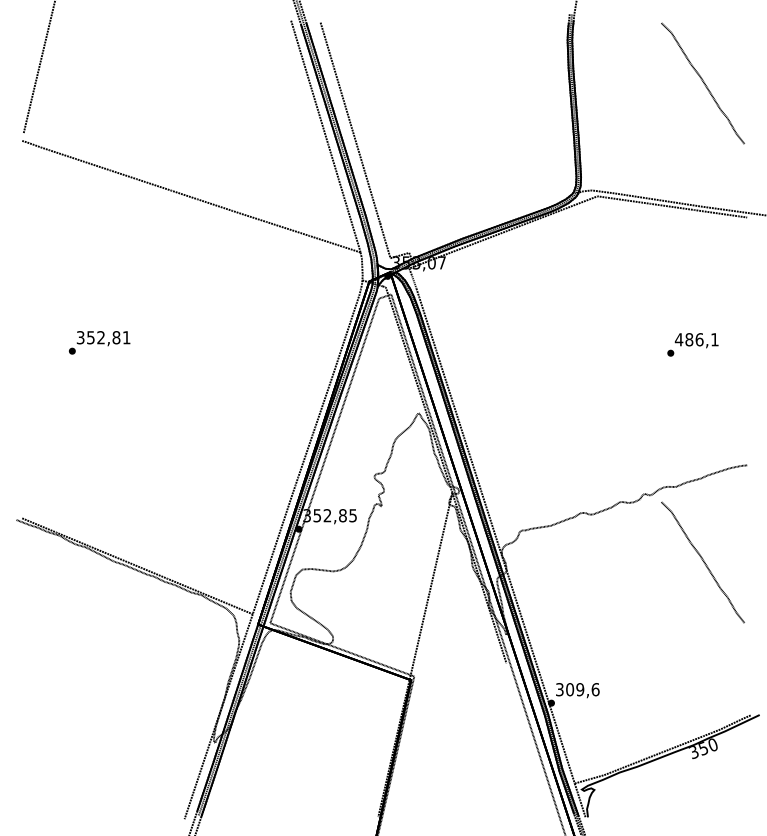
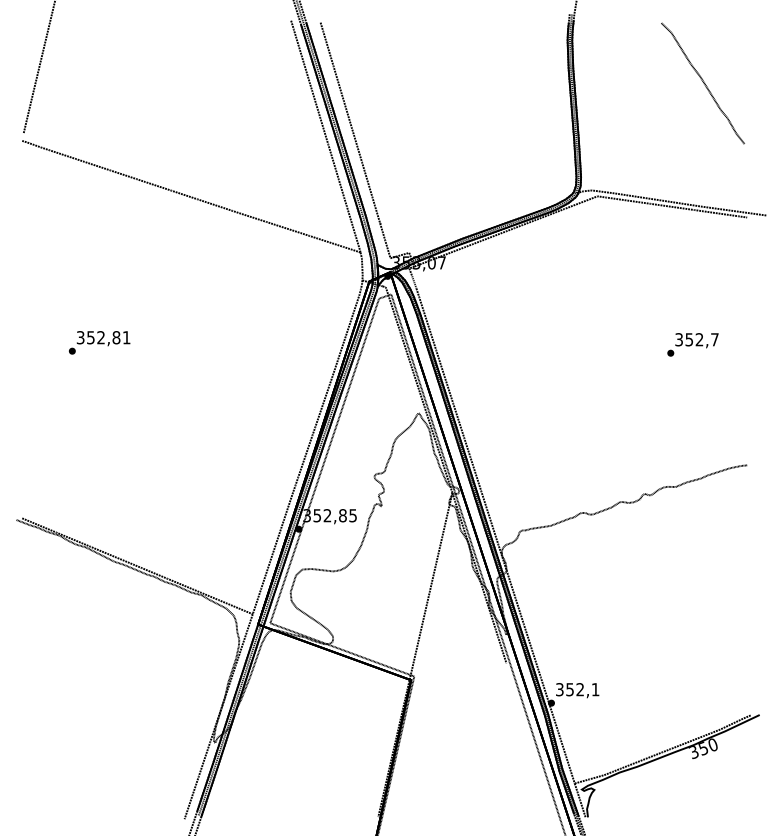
text: 486,1 -> 352,7 (696, 339)
curve: present -> none (703, 562)
text: 309,6 -> 352,1 (582, 689)
